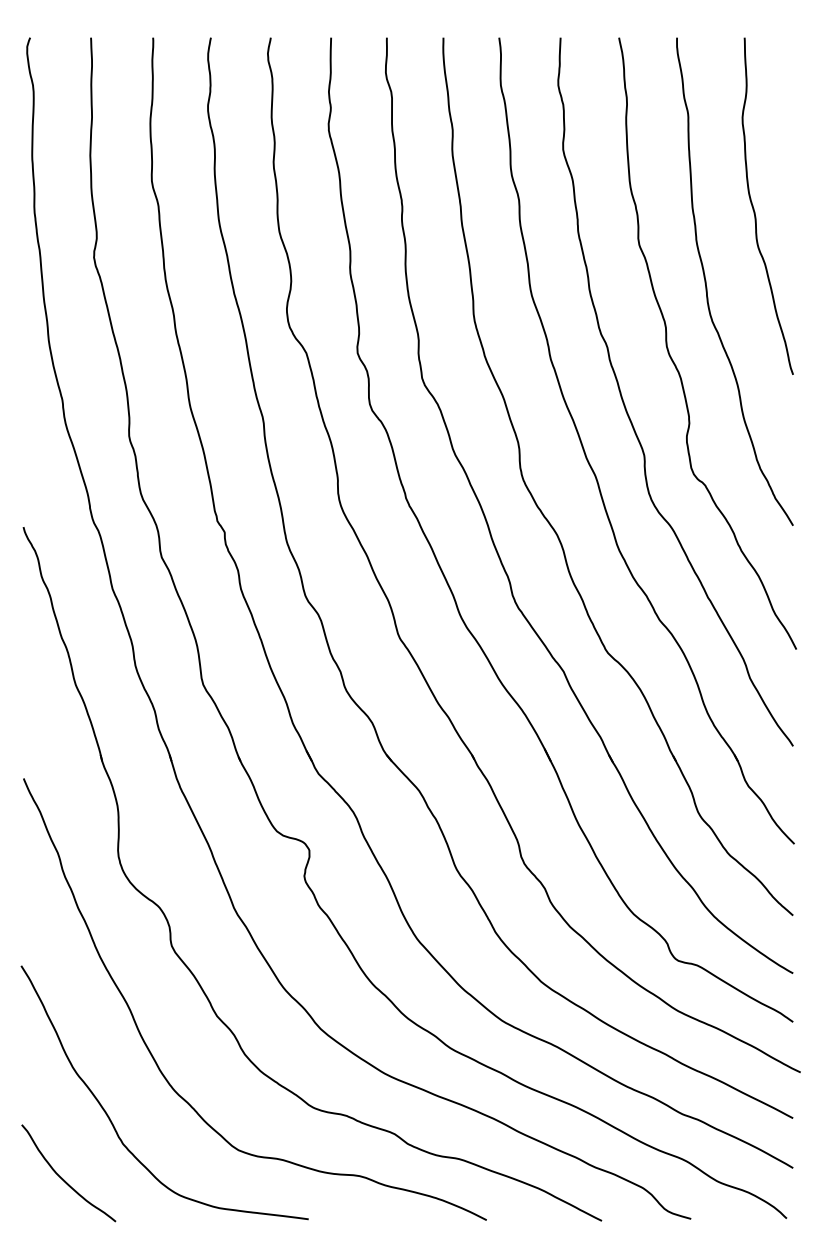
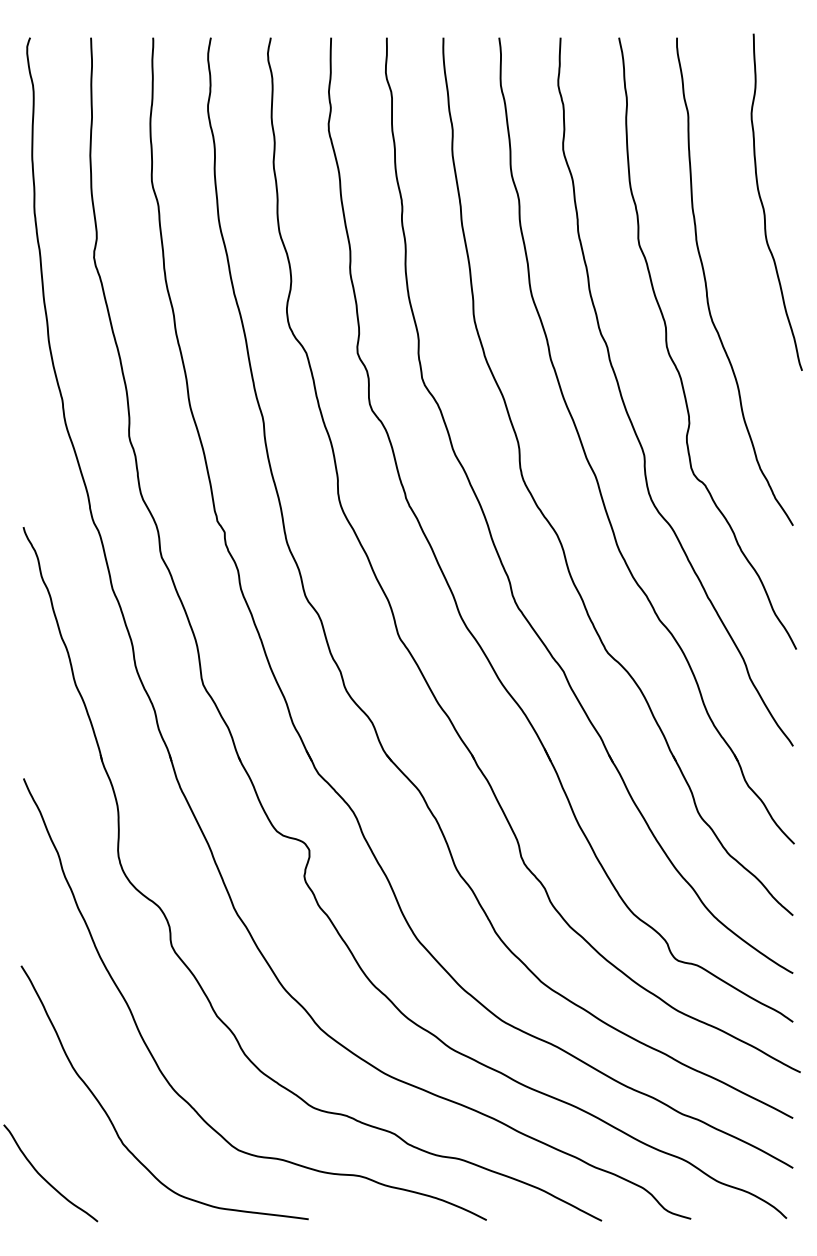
curve position: (754, 208) -> (763, 204) (763, 204)
curve position: (63, 1178) -> (45, 1178) (45, 1178)
